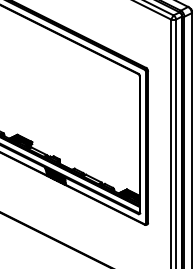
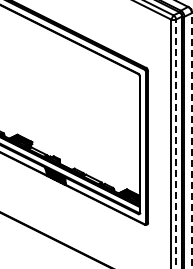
line: solid -> dashed (191, 139)
line: solid -> dashed (176, 143)
